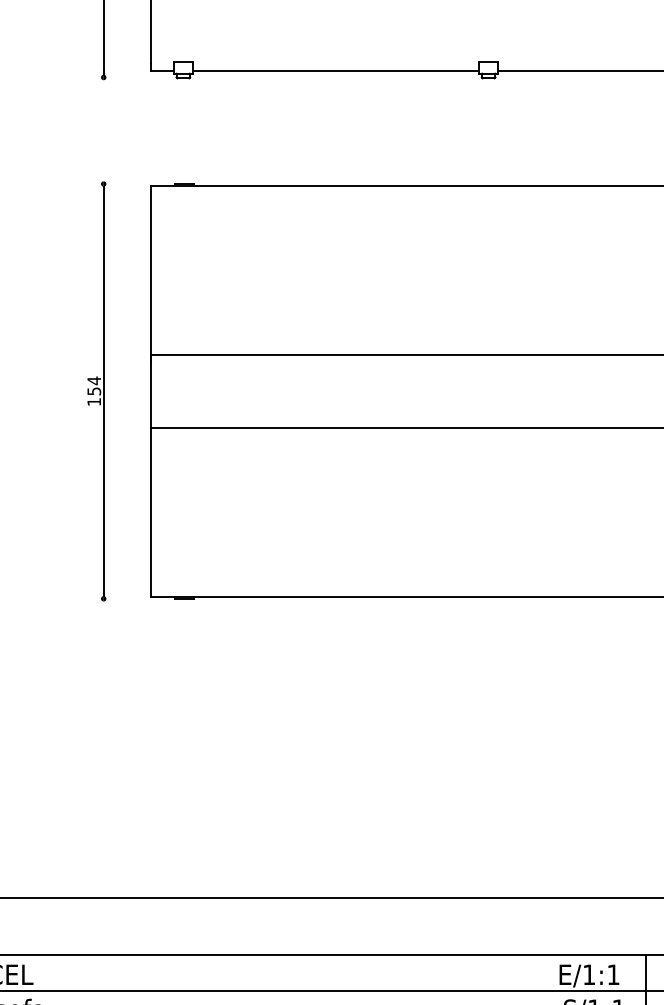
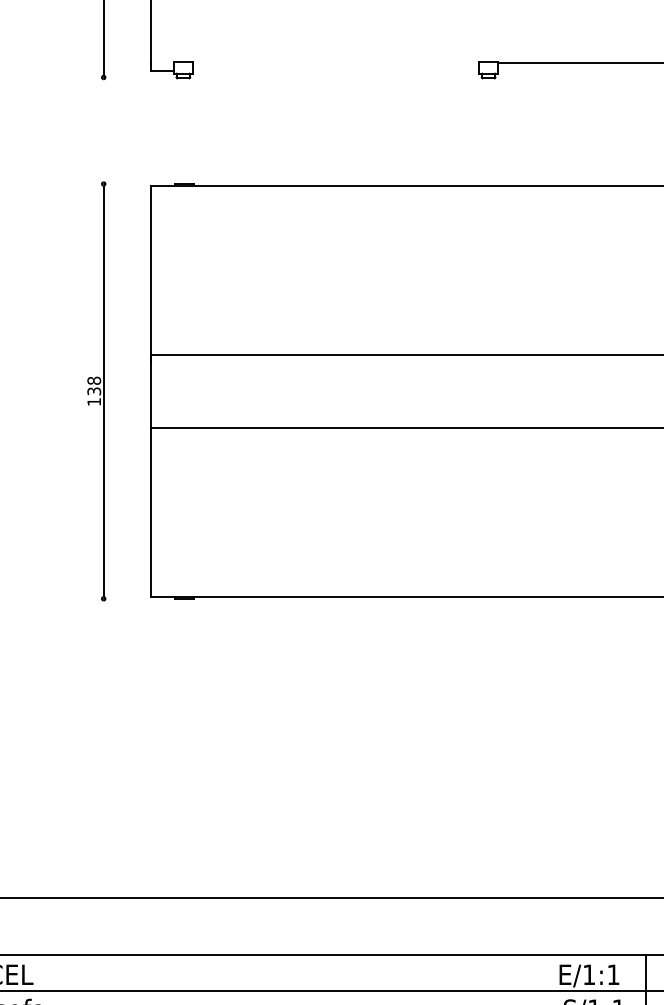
line: present -> none (335, 71)
line position: (579, 71) -> (579, 63) (579, 63)
text: 154 -> 138 (94, 385)
